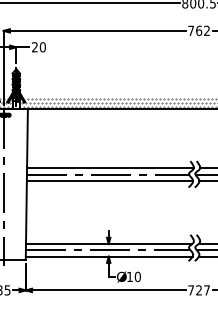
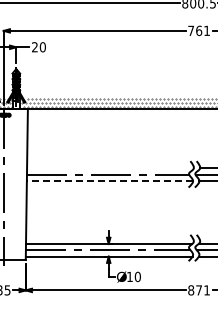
text: 762 -> 761 (206, 30)
line: present -> none (110, 168)
line: solid -> dashed (109, 180)
text: 727 -> 871 (198, 290)
